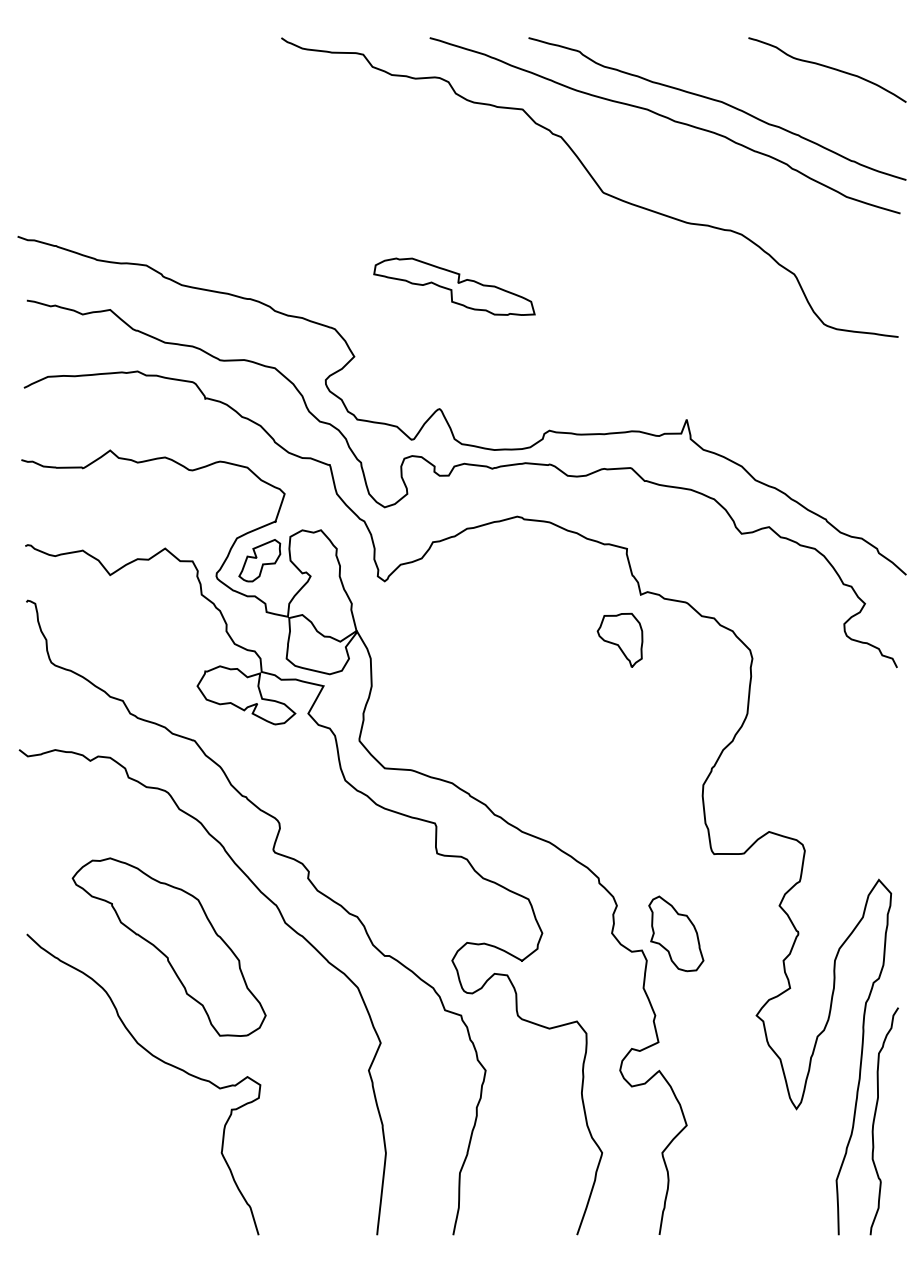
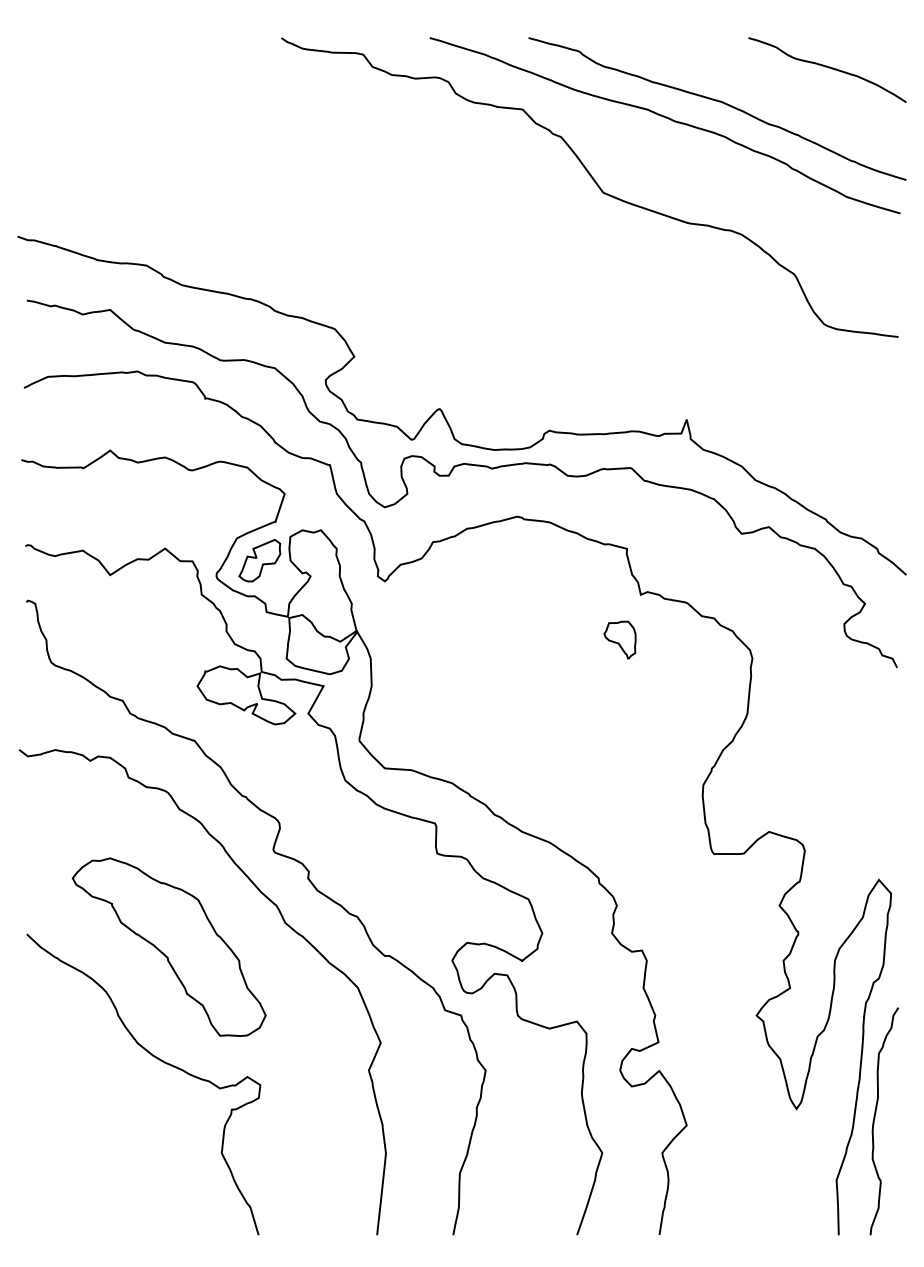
part: present -> none (454, 286)
part size: 48x56 px -> 34x40 px (619, 639)
part: present -> none (676, 933)
